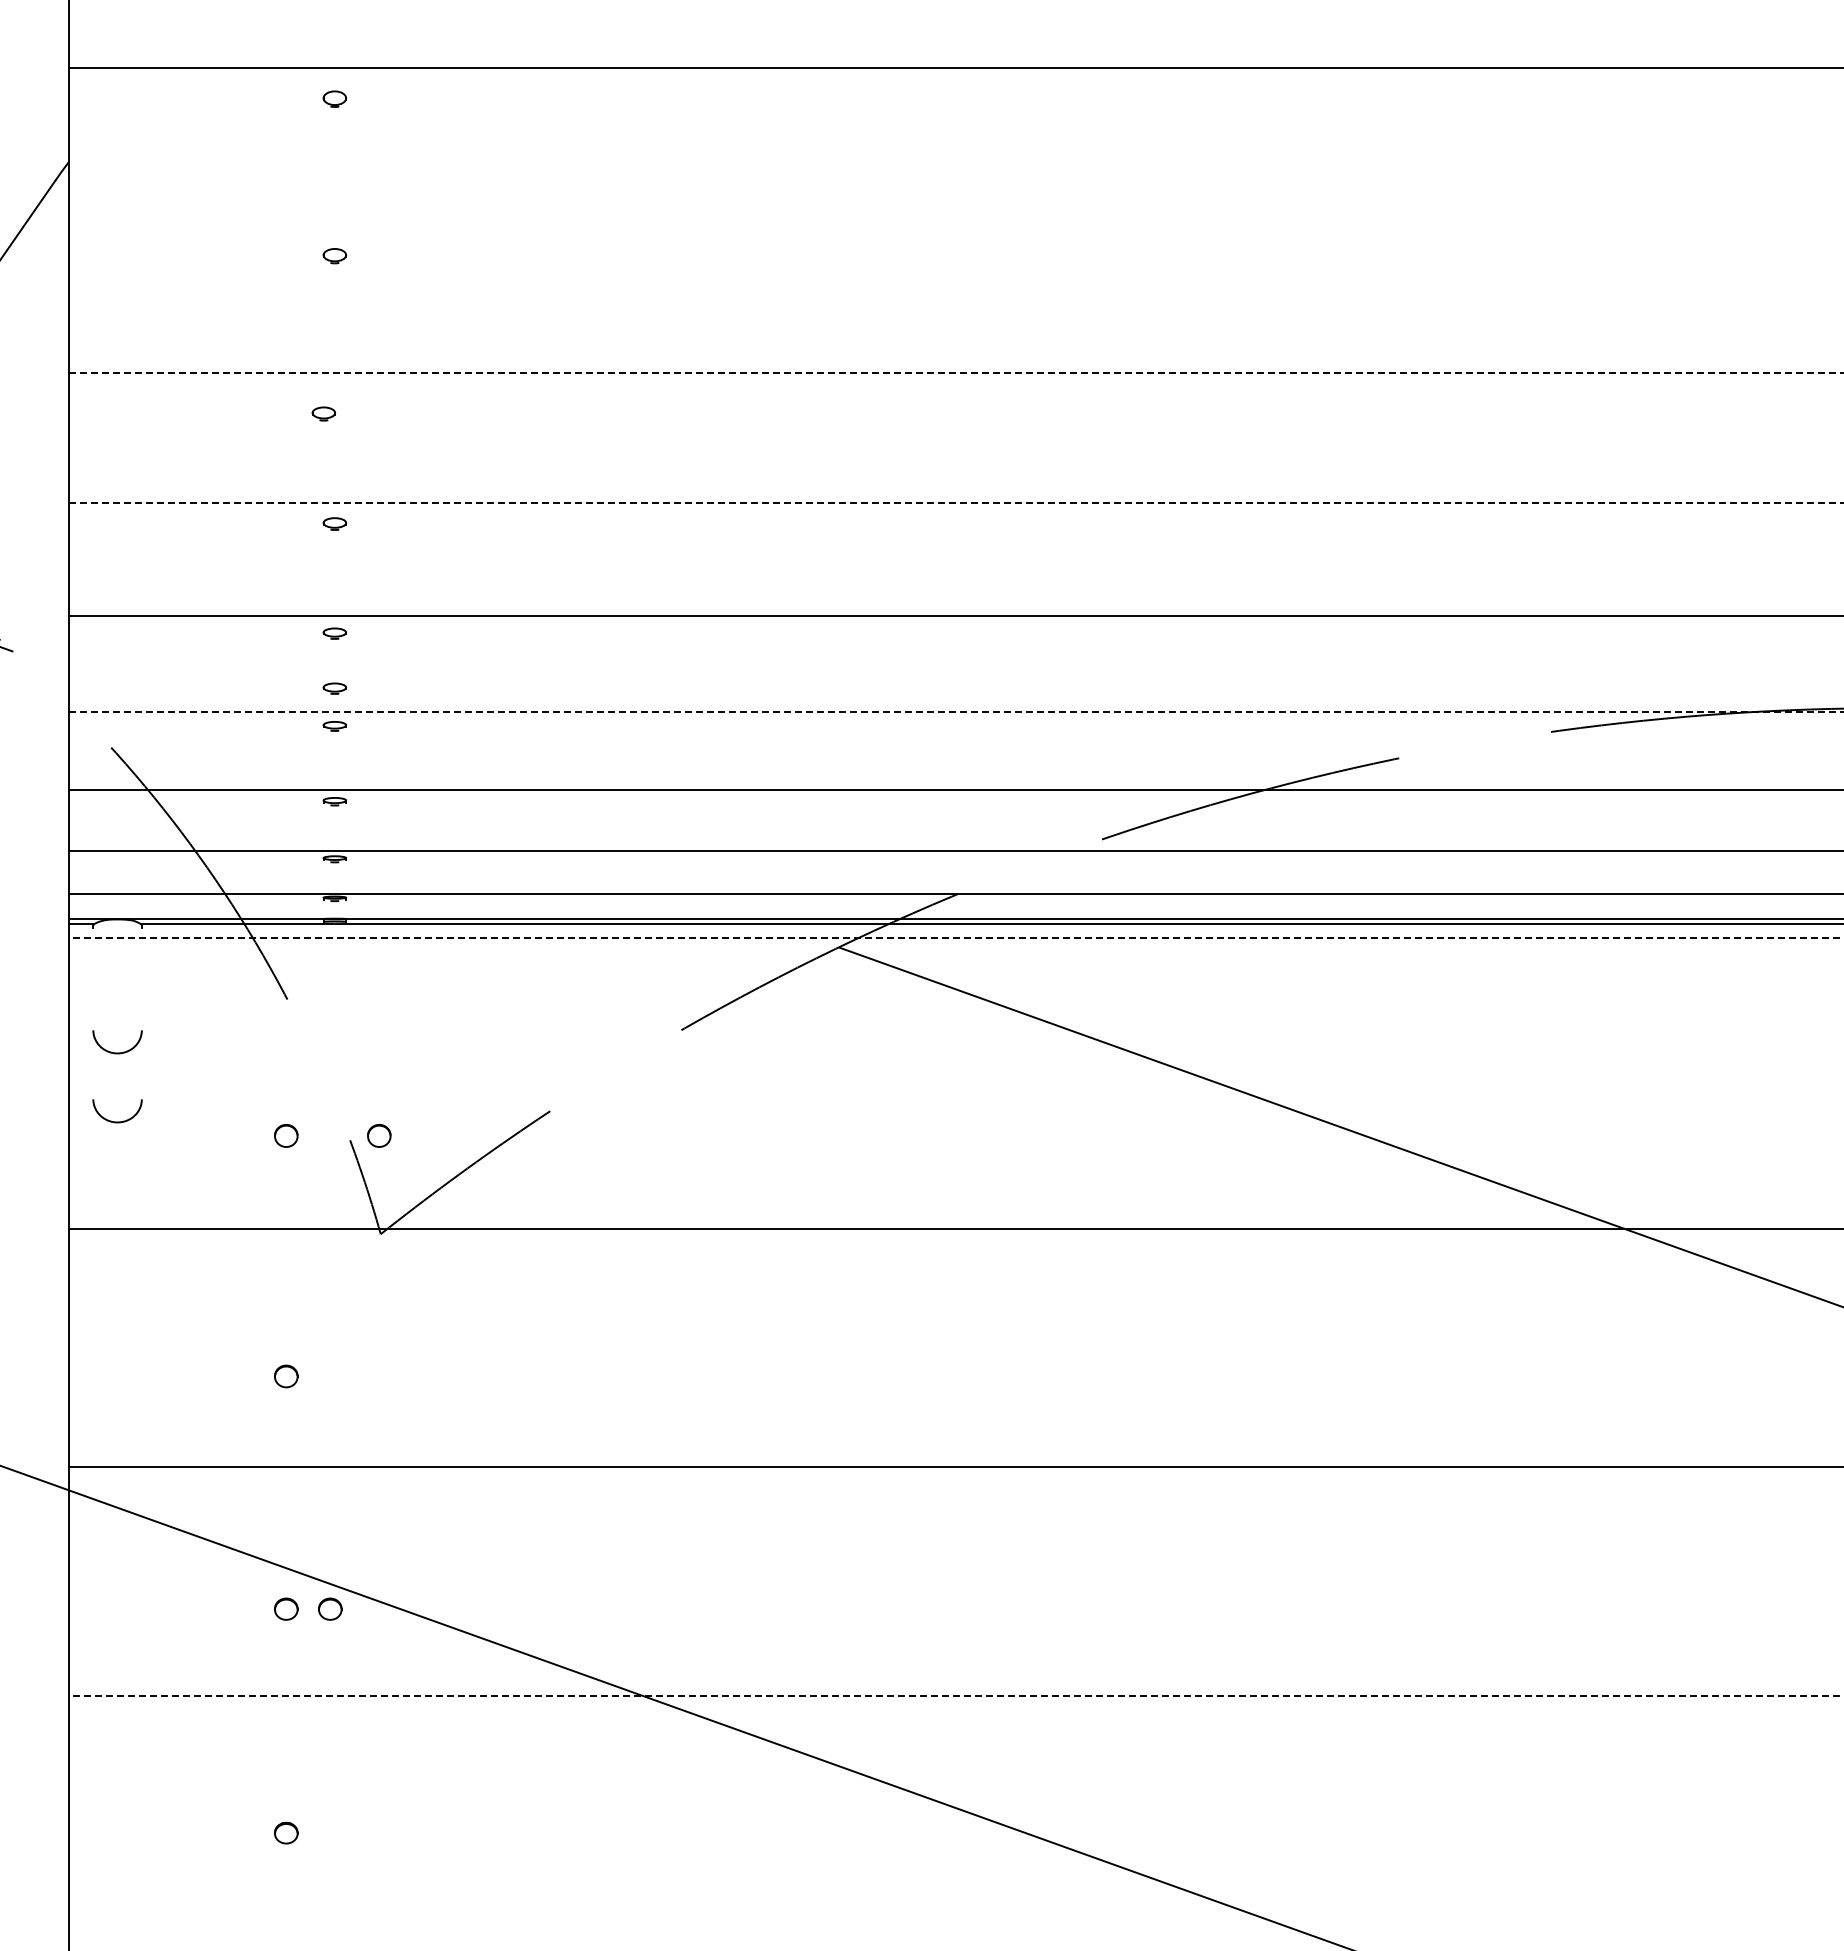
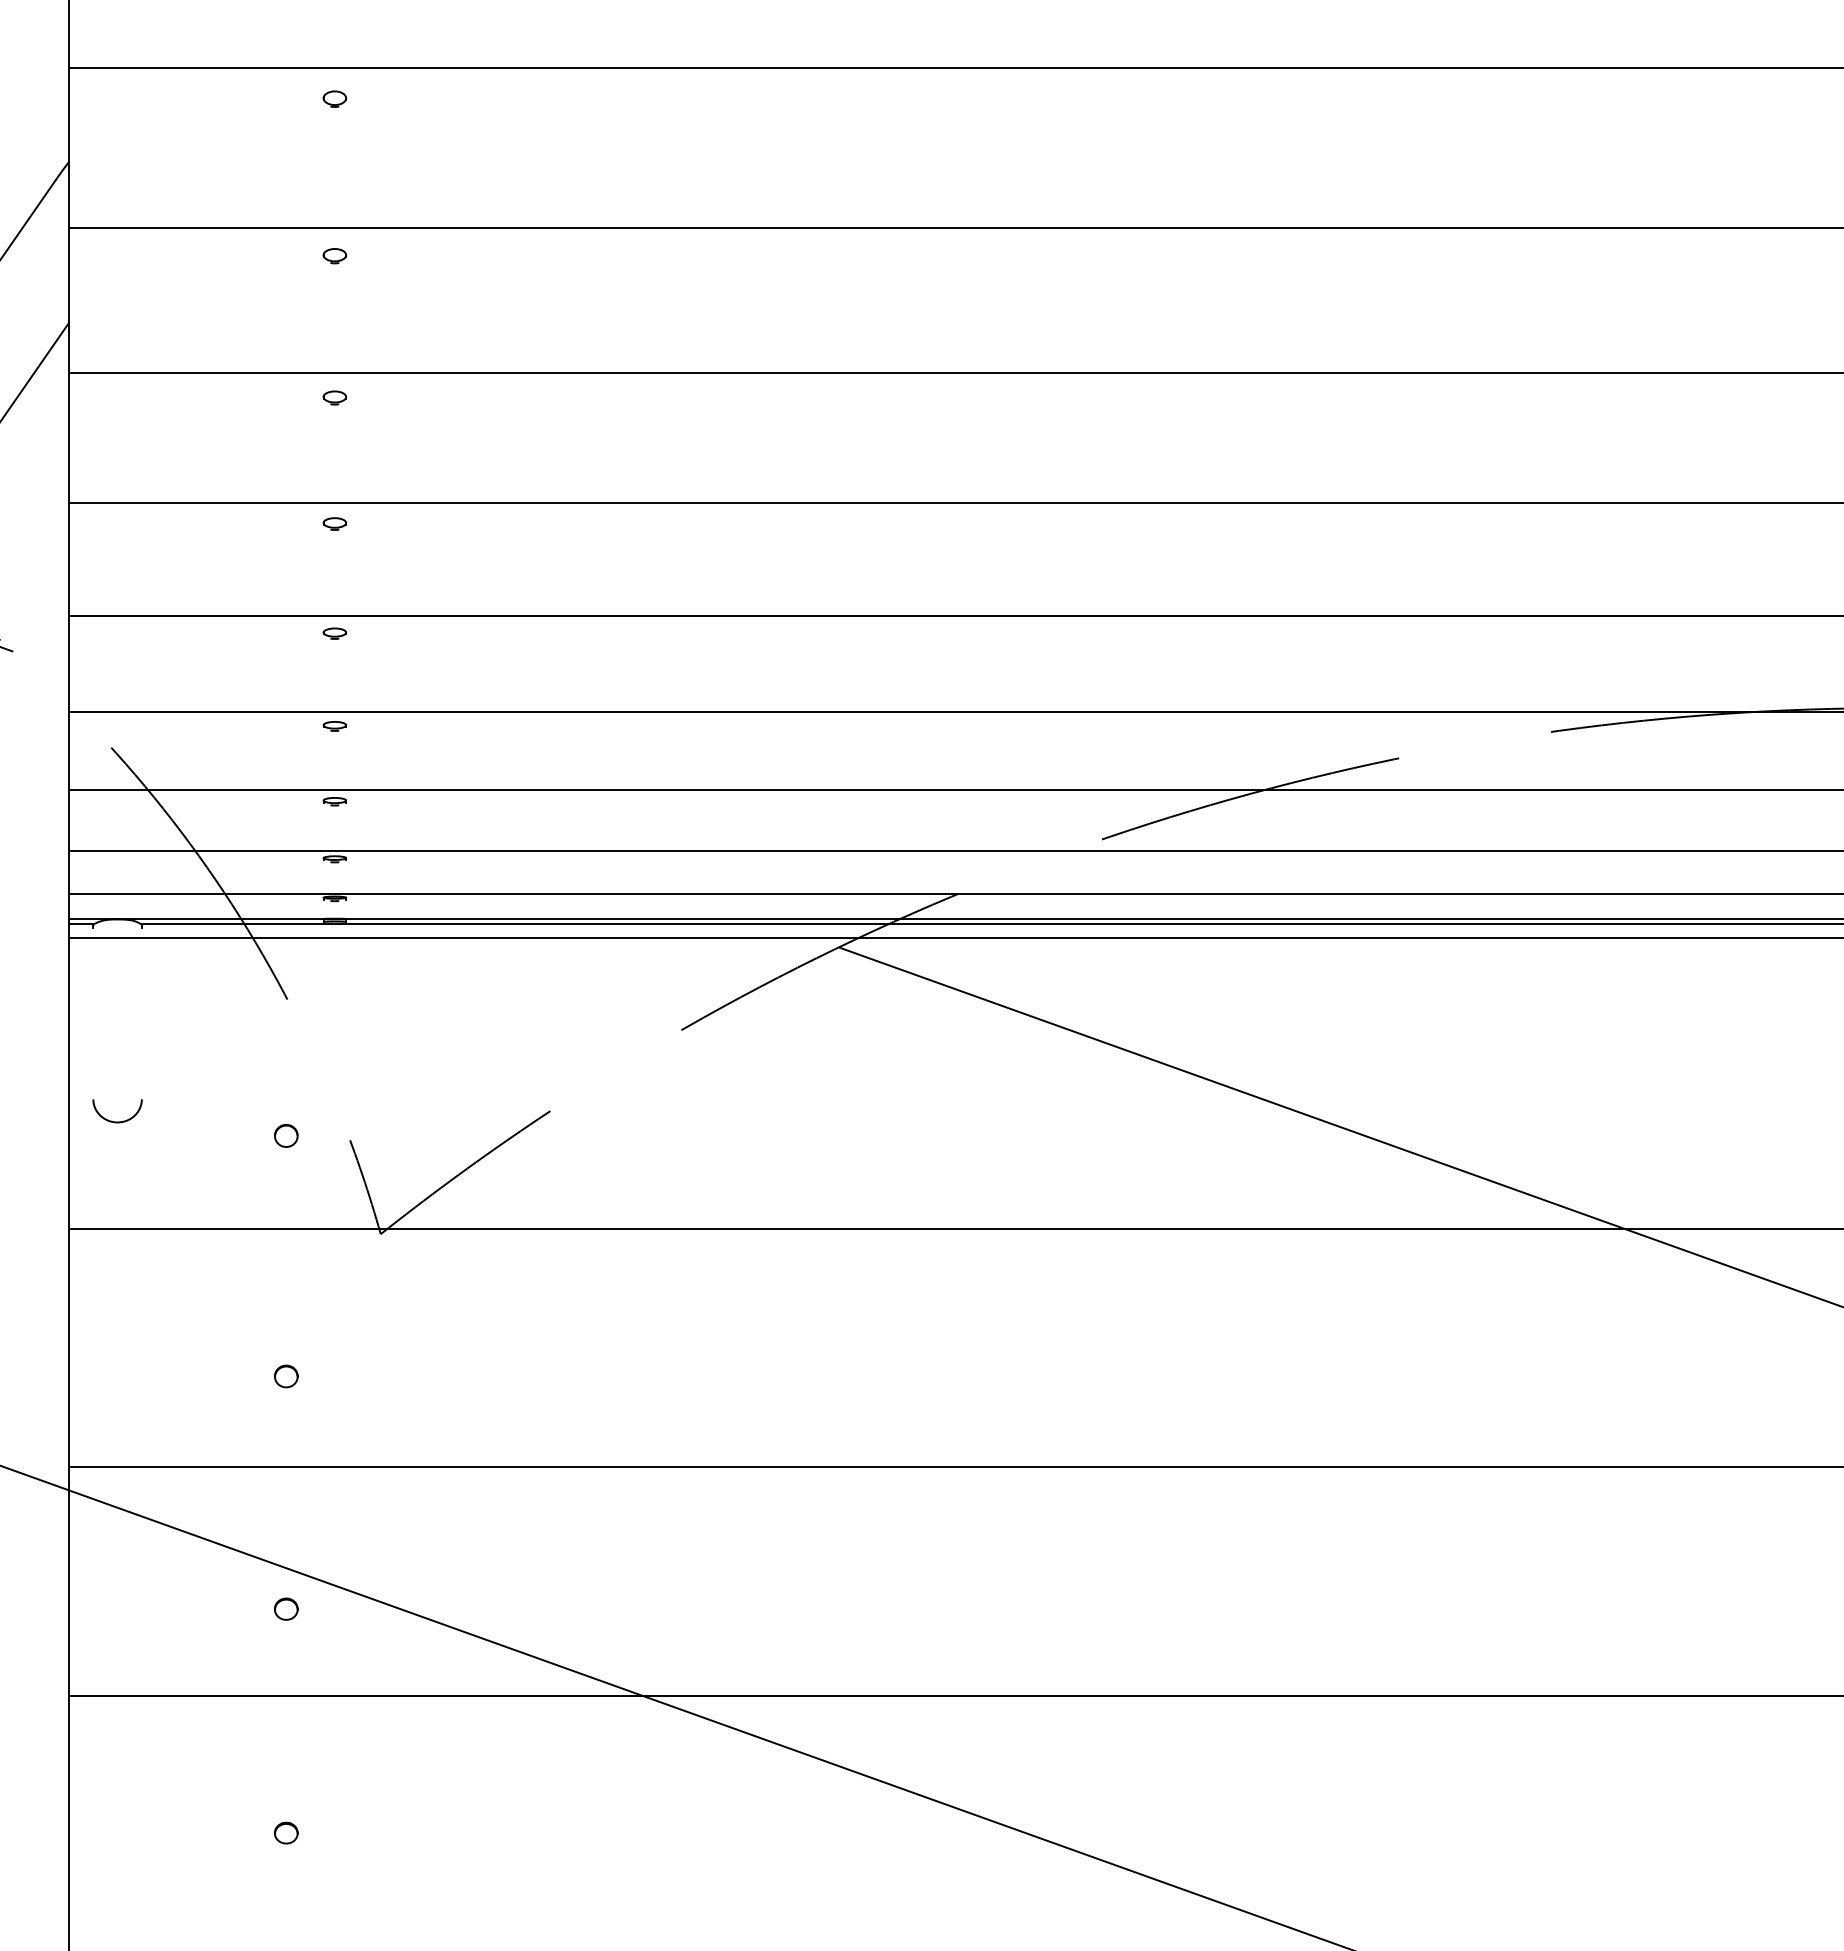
line: none -> present (954, 228)
line: none -> present (35, 370)
line: dashed -> solid (956, 373)
part position: (323, 413) -> (334, 397) (334, 397)
line: dashed -> solid (956, 502)
part: present -> none (334, 688)
line: dashed -> solid (956, 711)
line: dashed -> solid (955, 938)
part: present -> none (117, 1052)
part: present -> none (379, 1135)
part: present -> none (330, 1608)
line: dashed -> solid (955, 1695)
